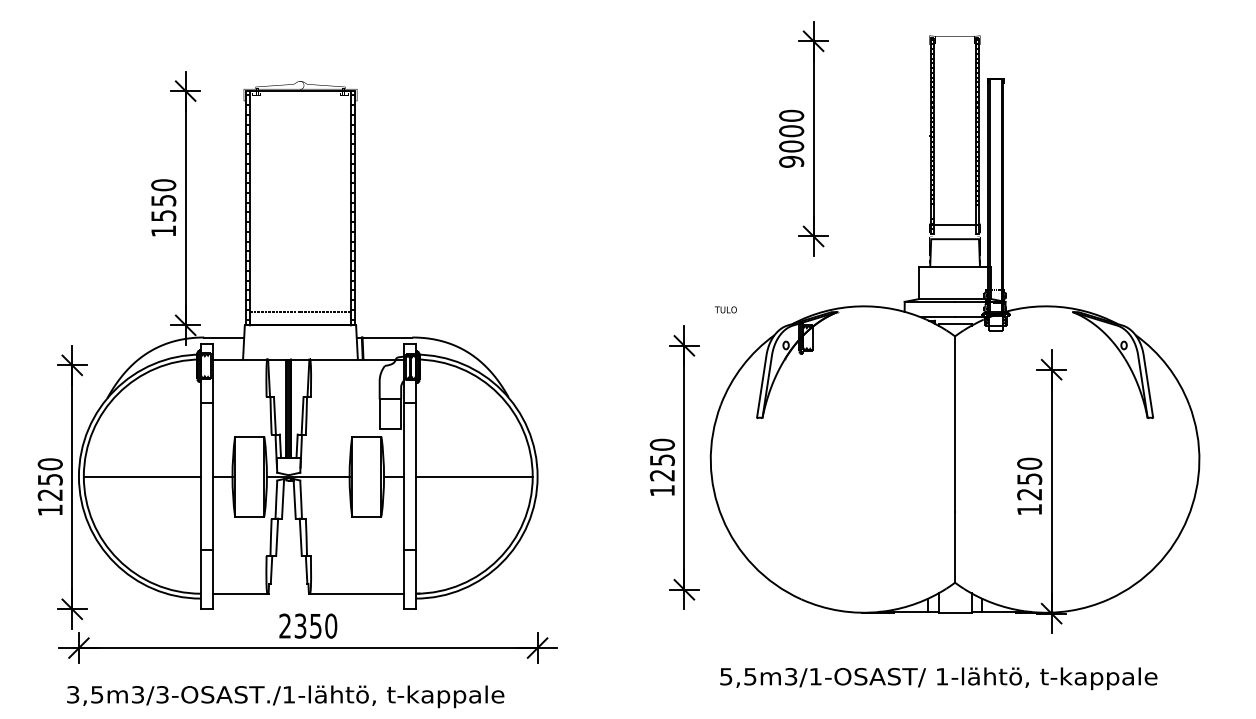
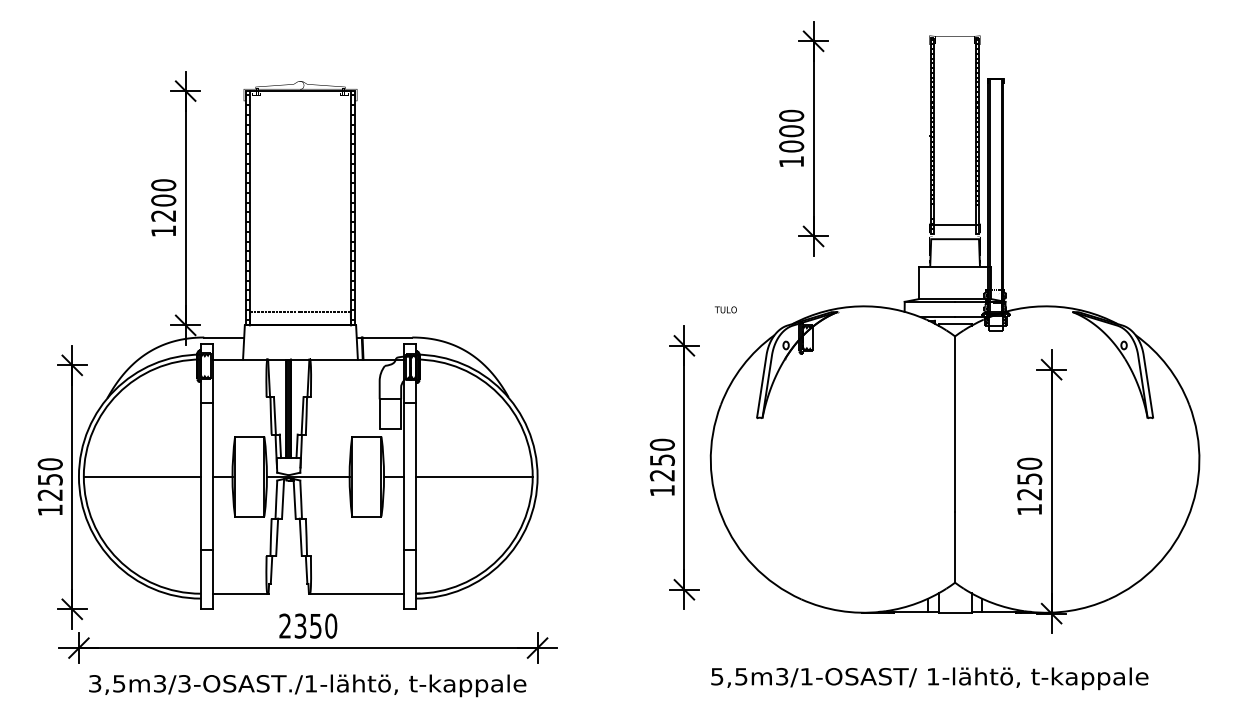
text: 9000 -> 1000 (791, 161)
text: 1550 -> 1200 (163, 207)
text position: (938, 678) -> (929, 678) (929, 678)
text position: (285, 696) -> (307, 685) (307, 685)
